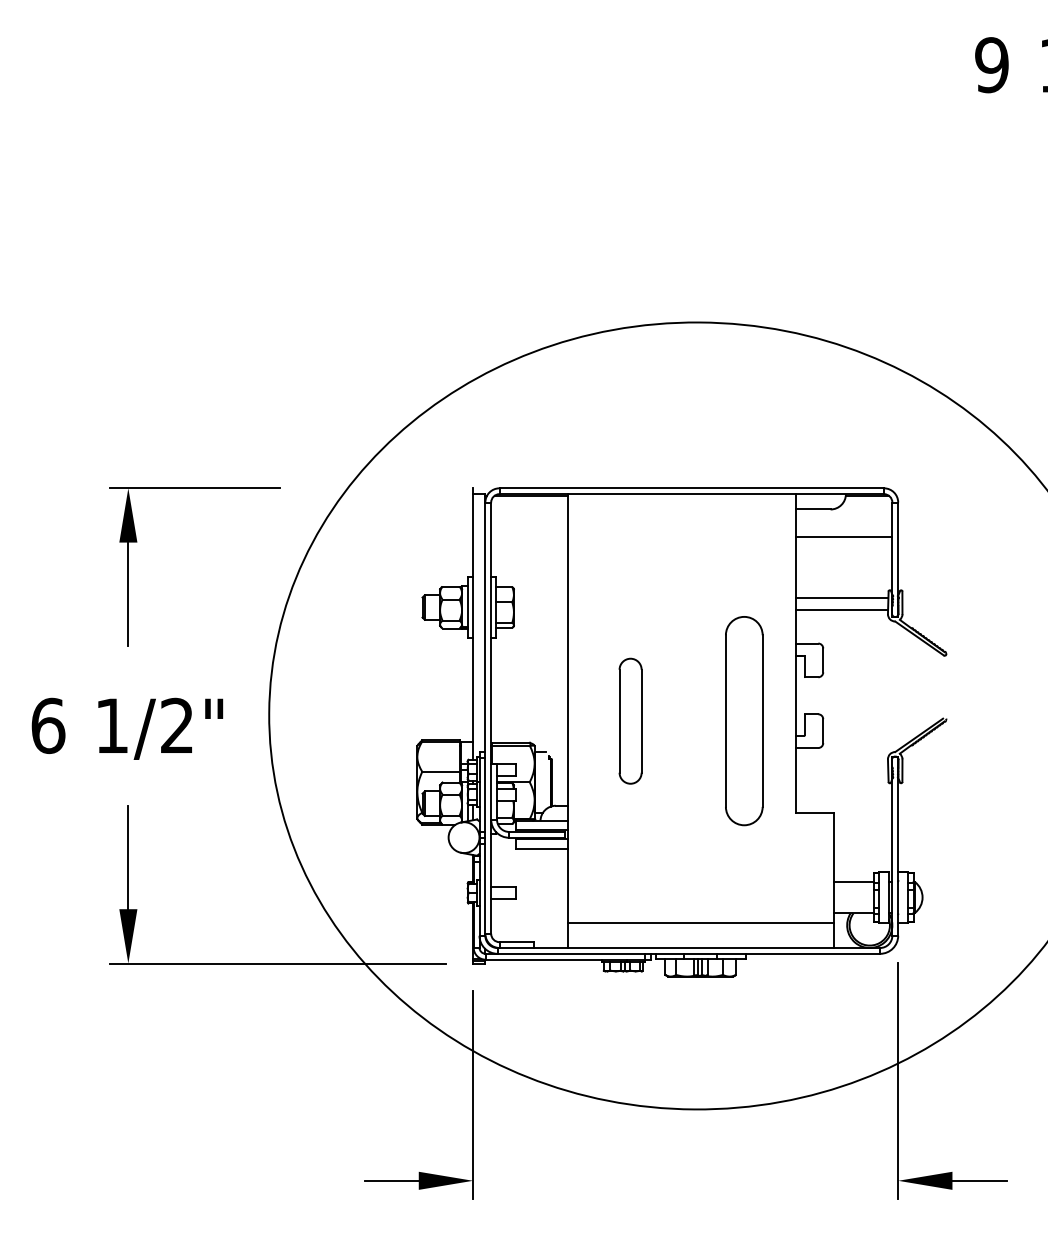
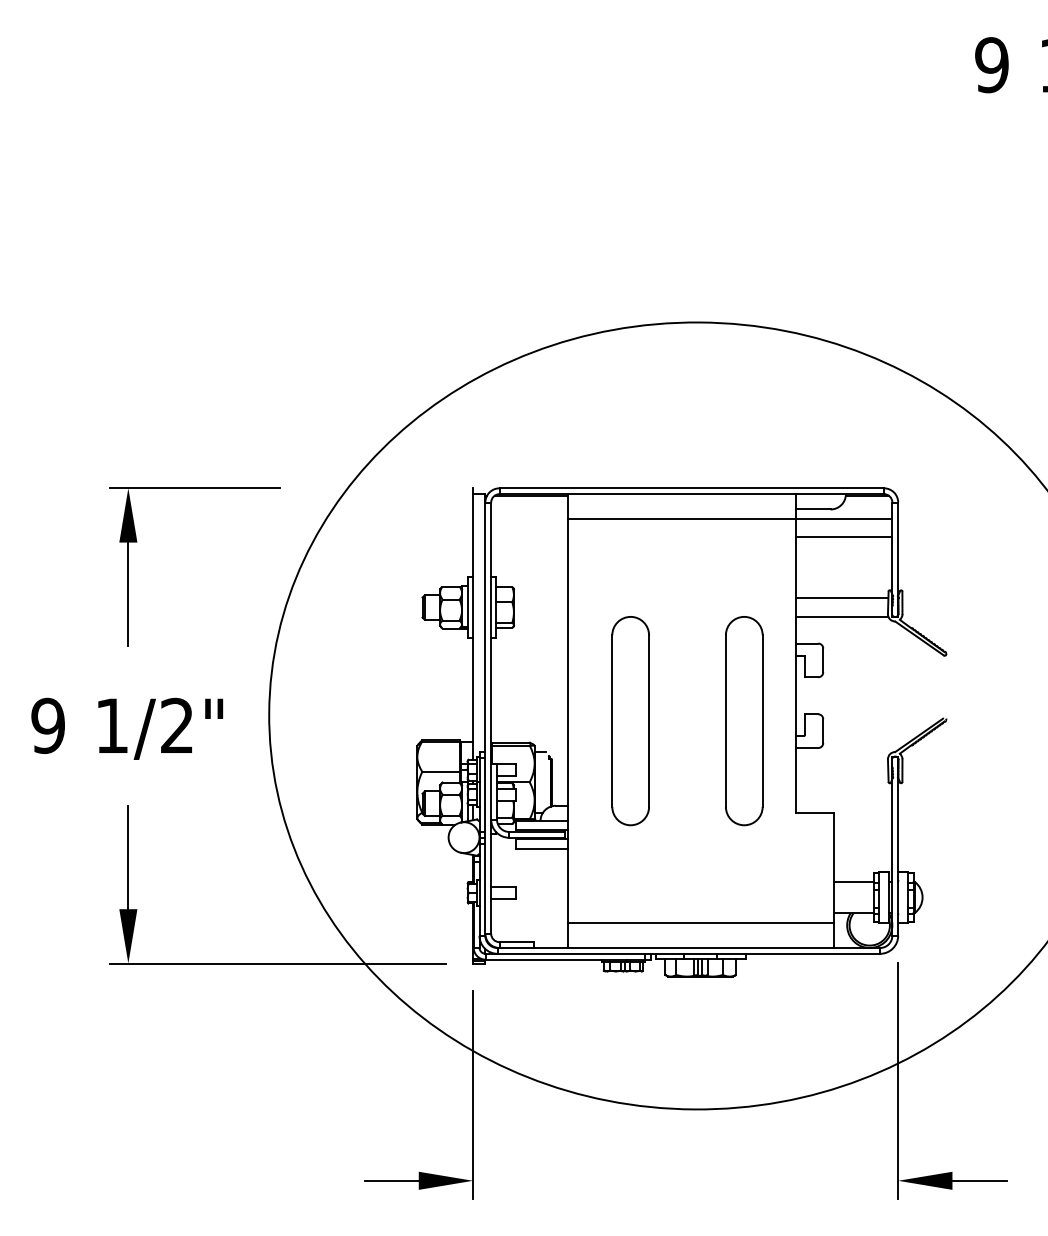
line: none -> present (729, 518)
line position: (841, 609) -> (841, 616) (841, 616)
part size: 25x128 px -> 39x211 px (630, 721)
text: 6 -> 9 (48, 725)
